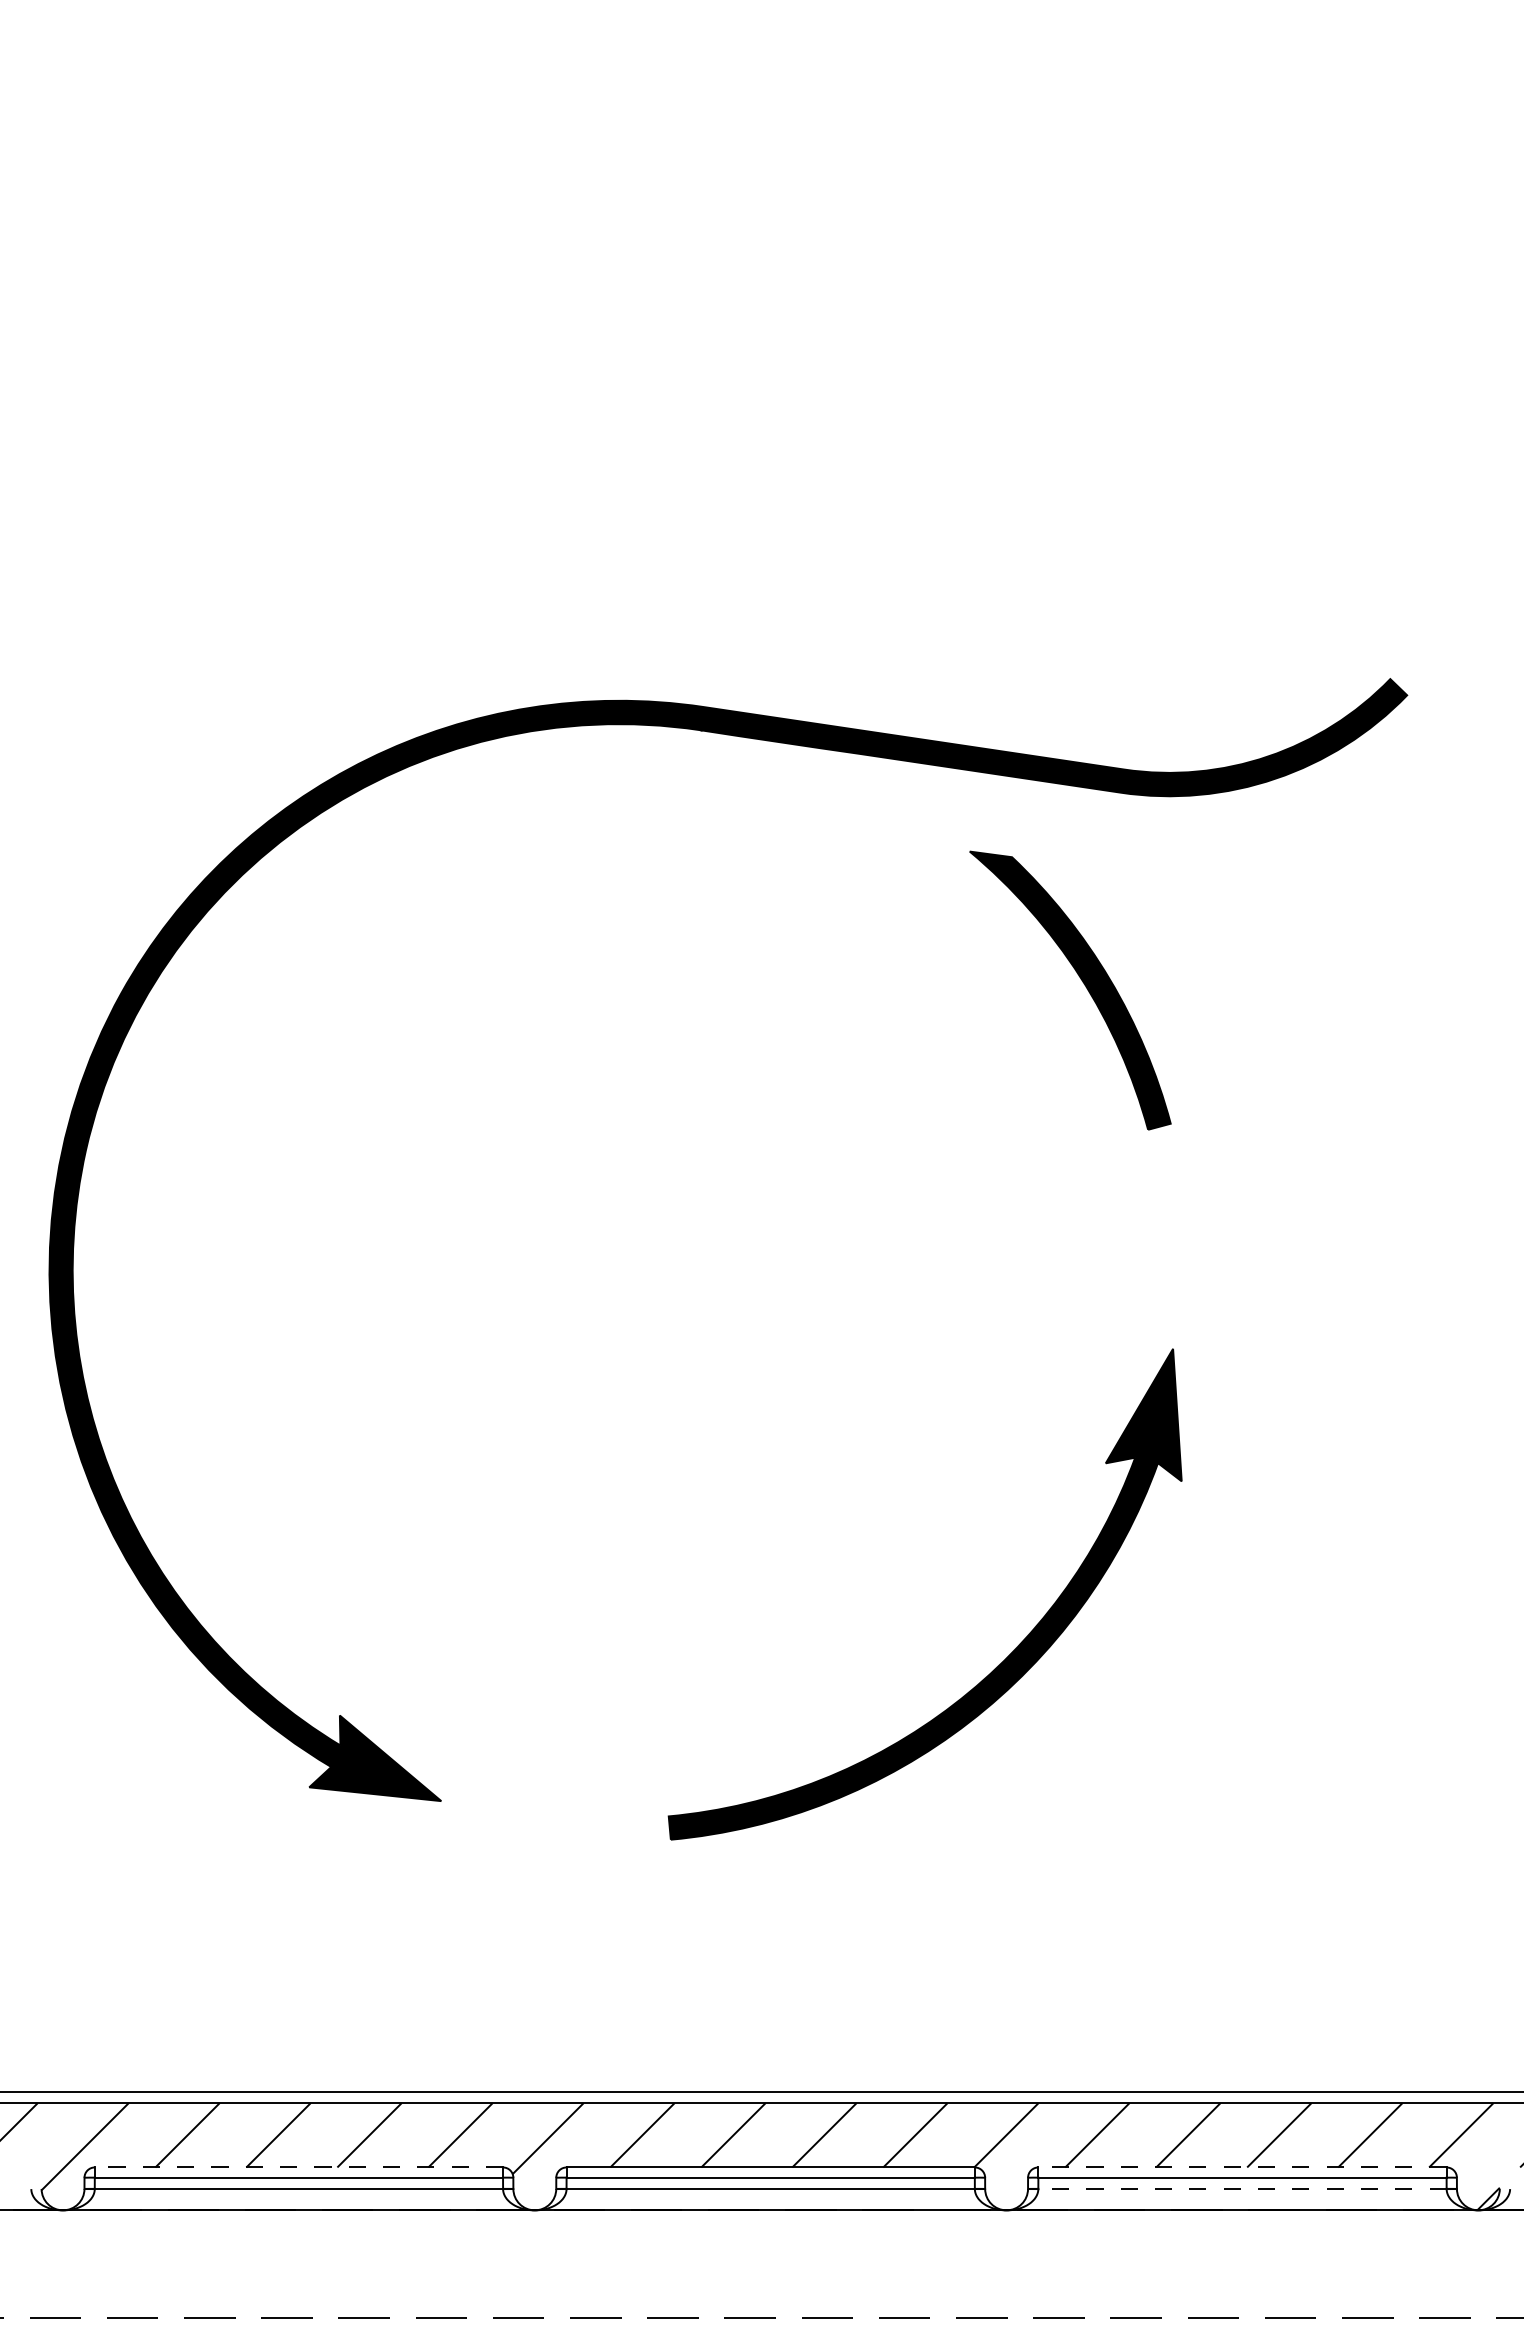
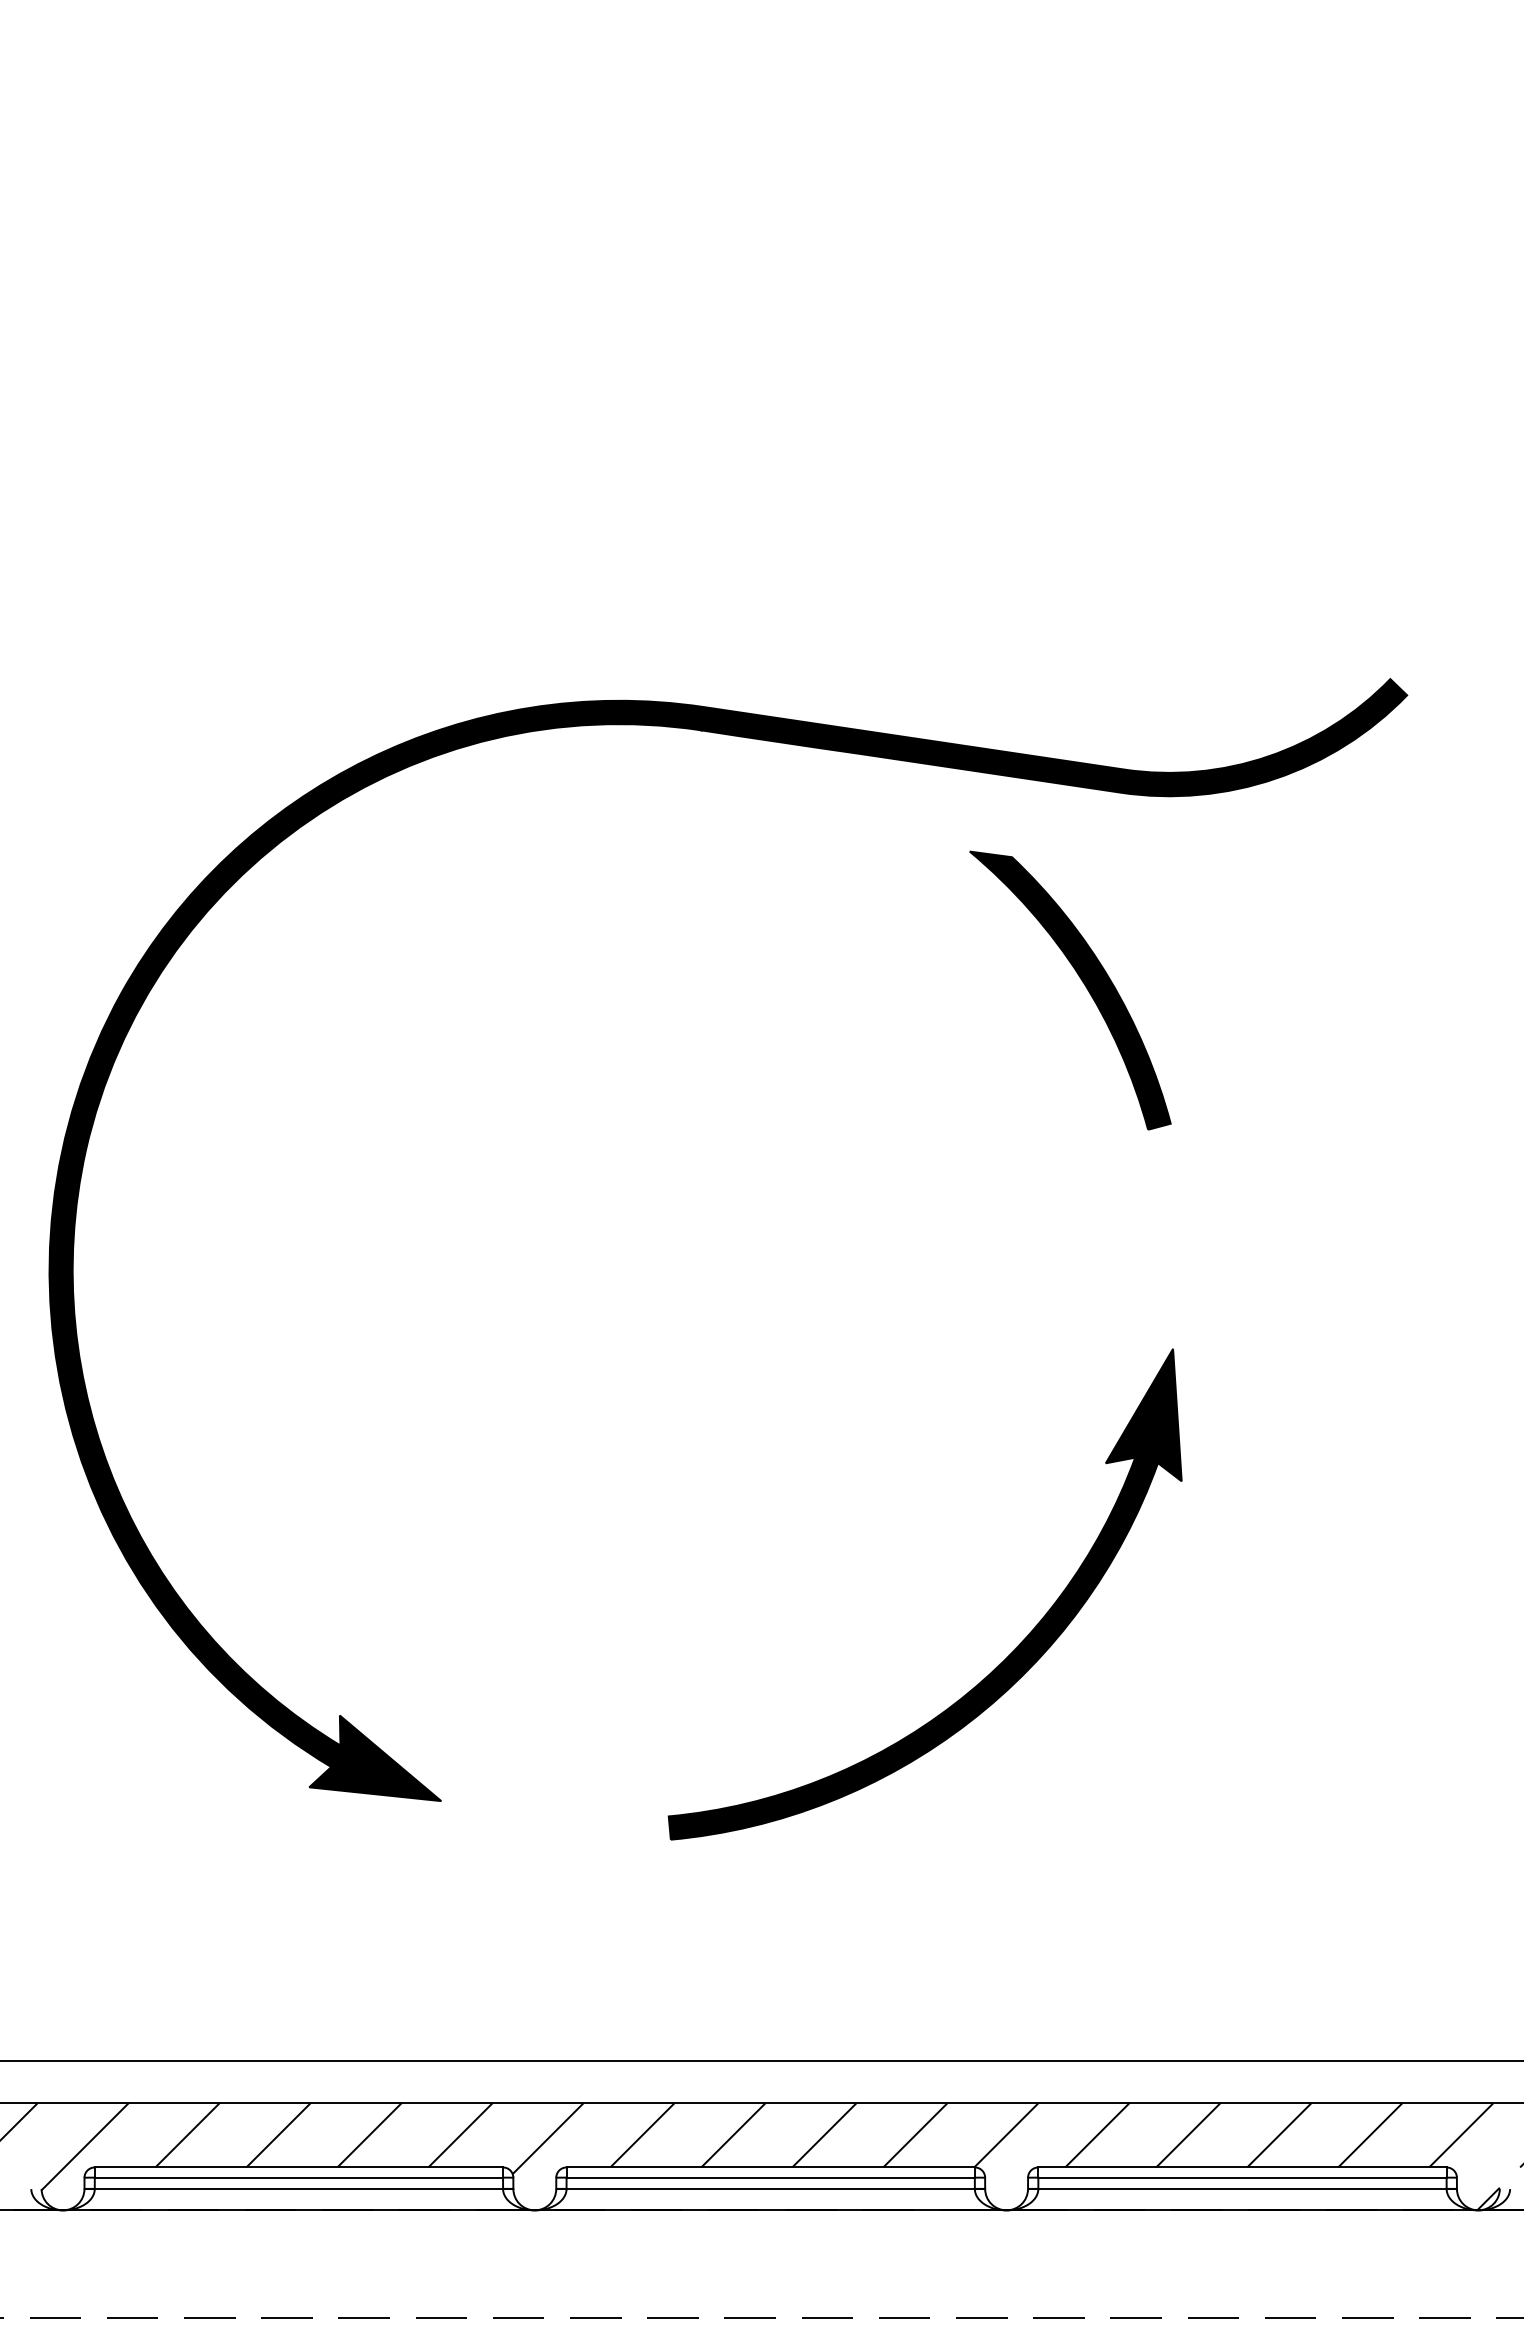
line position: (761, 2091) -> (761, 2060) (761, 2060)
line: dashed -> solid (298, 2167)
line: dashed -> solid (1241, 2167)
line: dashed -> solid (1241, 2189)
